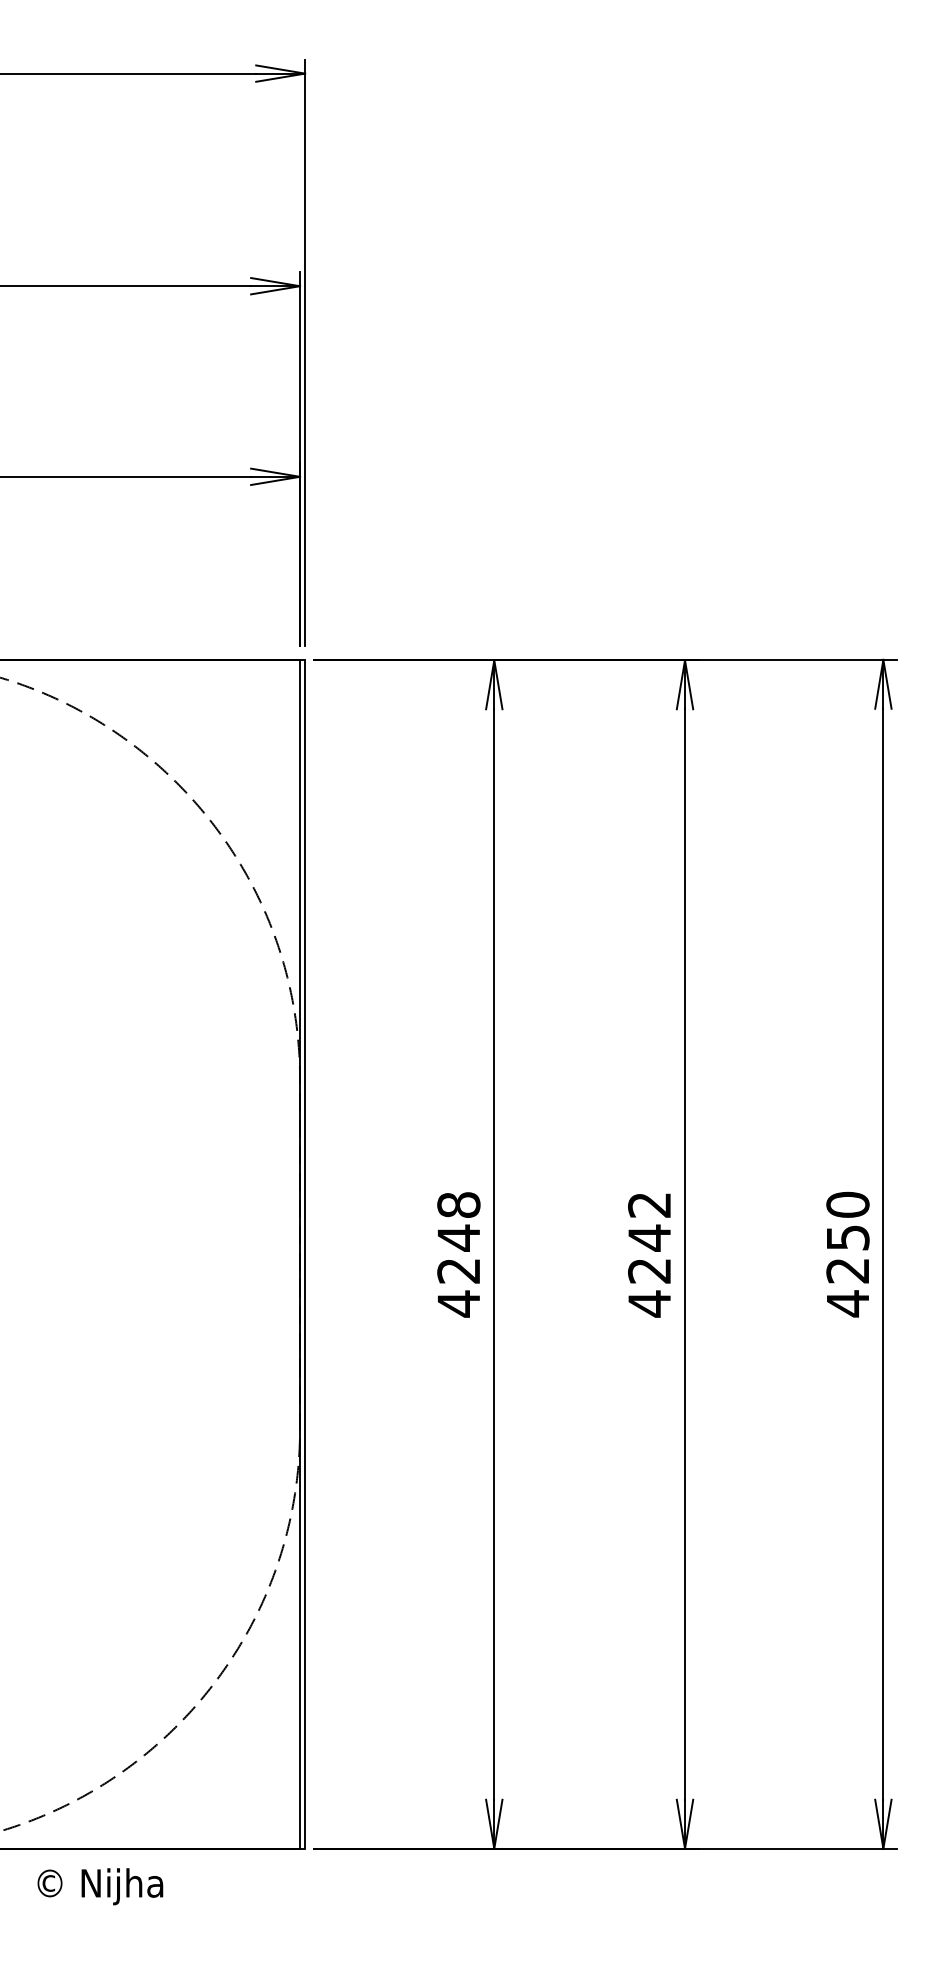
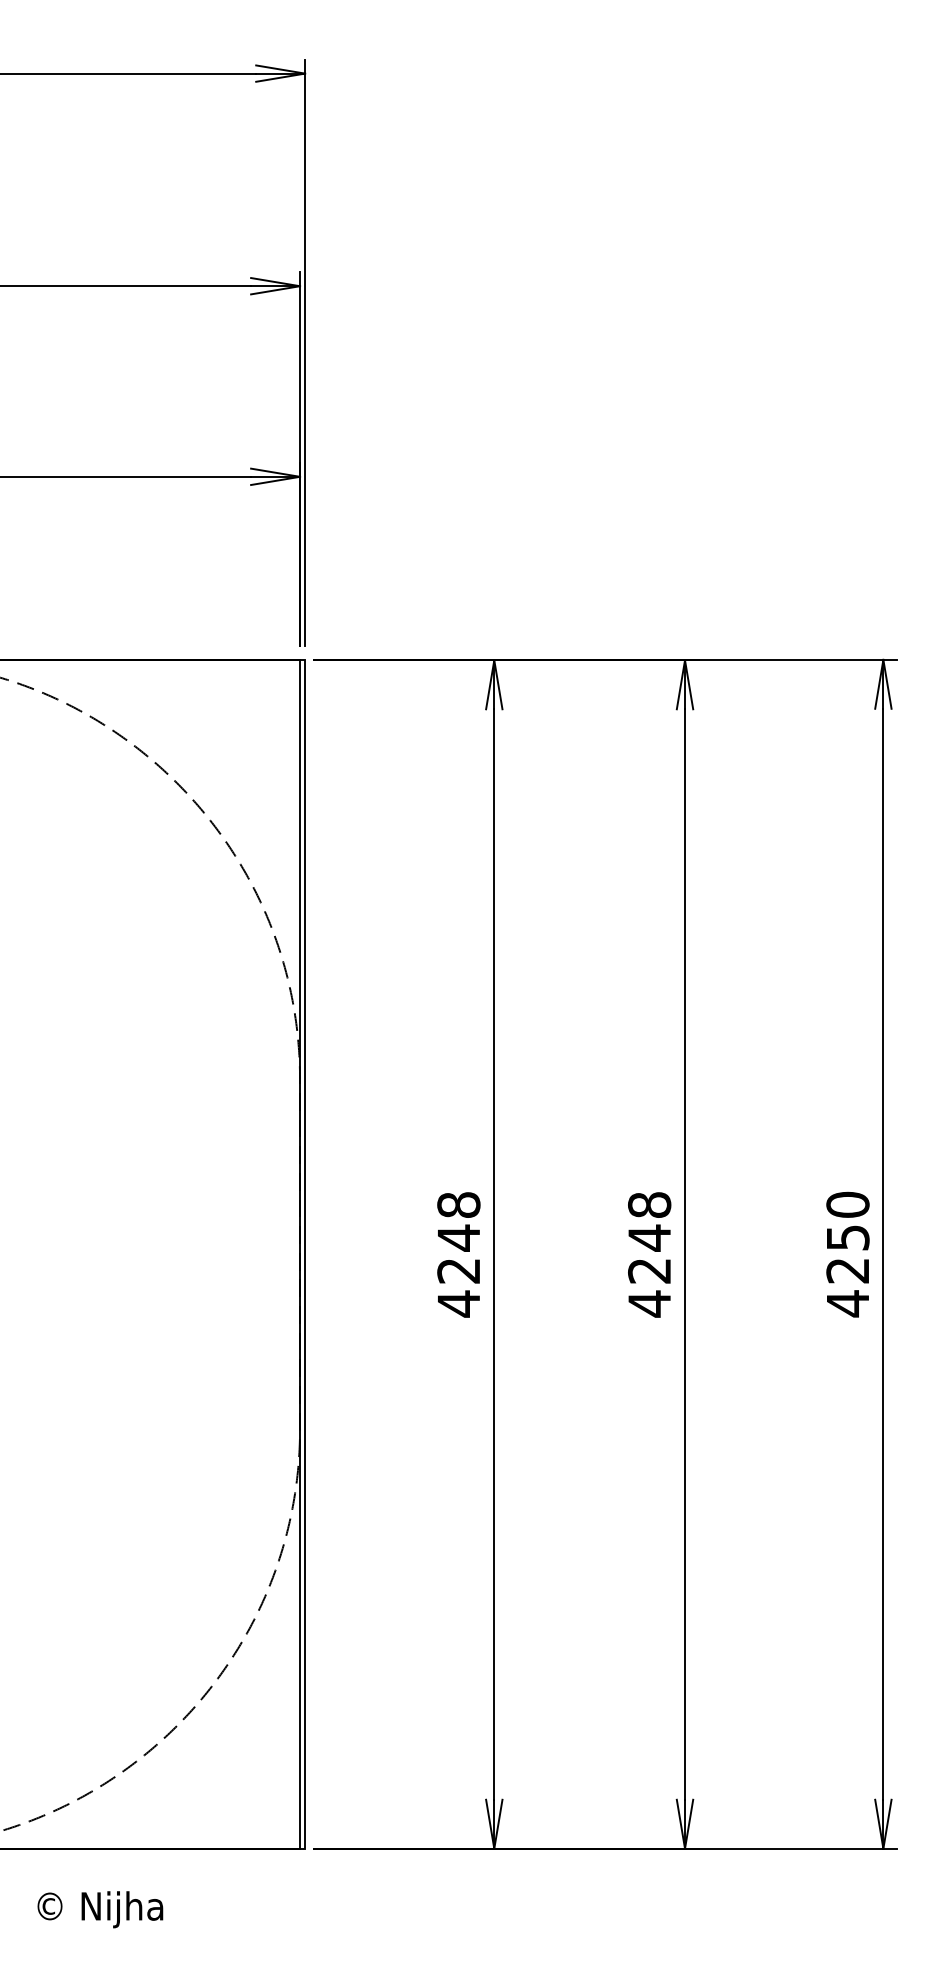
text: 4242 -> 4248 (649, 1204)
text position: (100, 1886) -> (100, 1909) (100, 1909)
